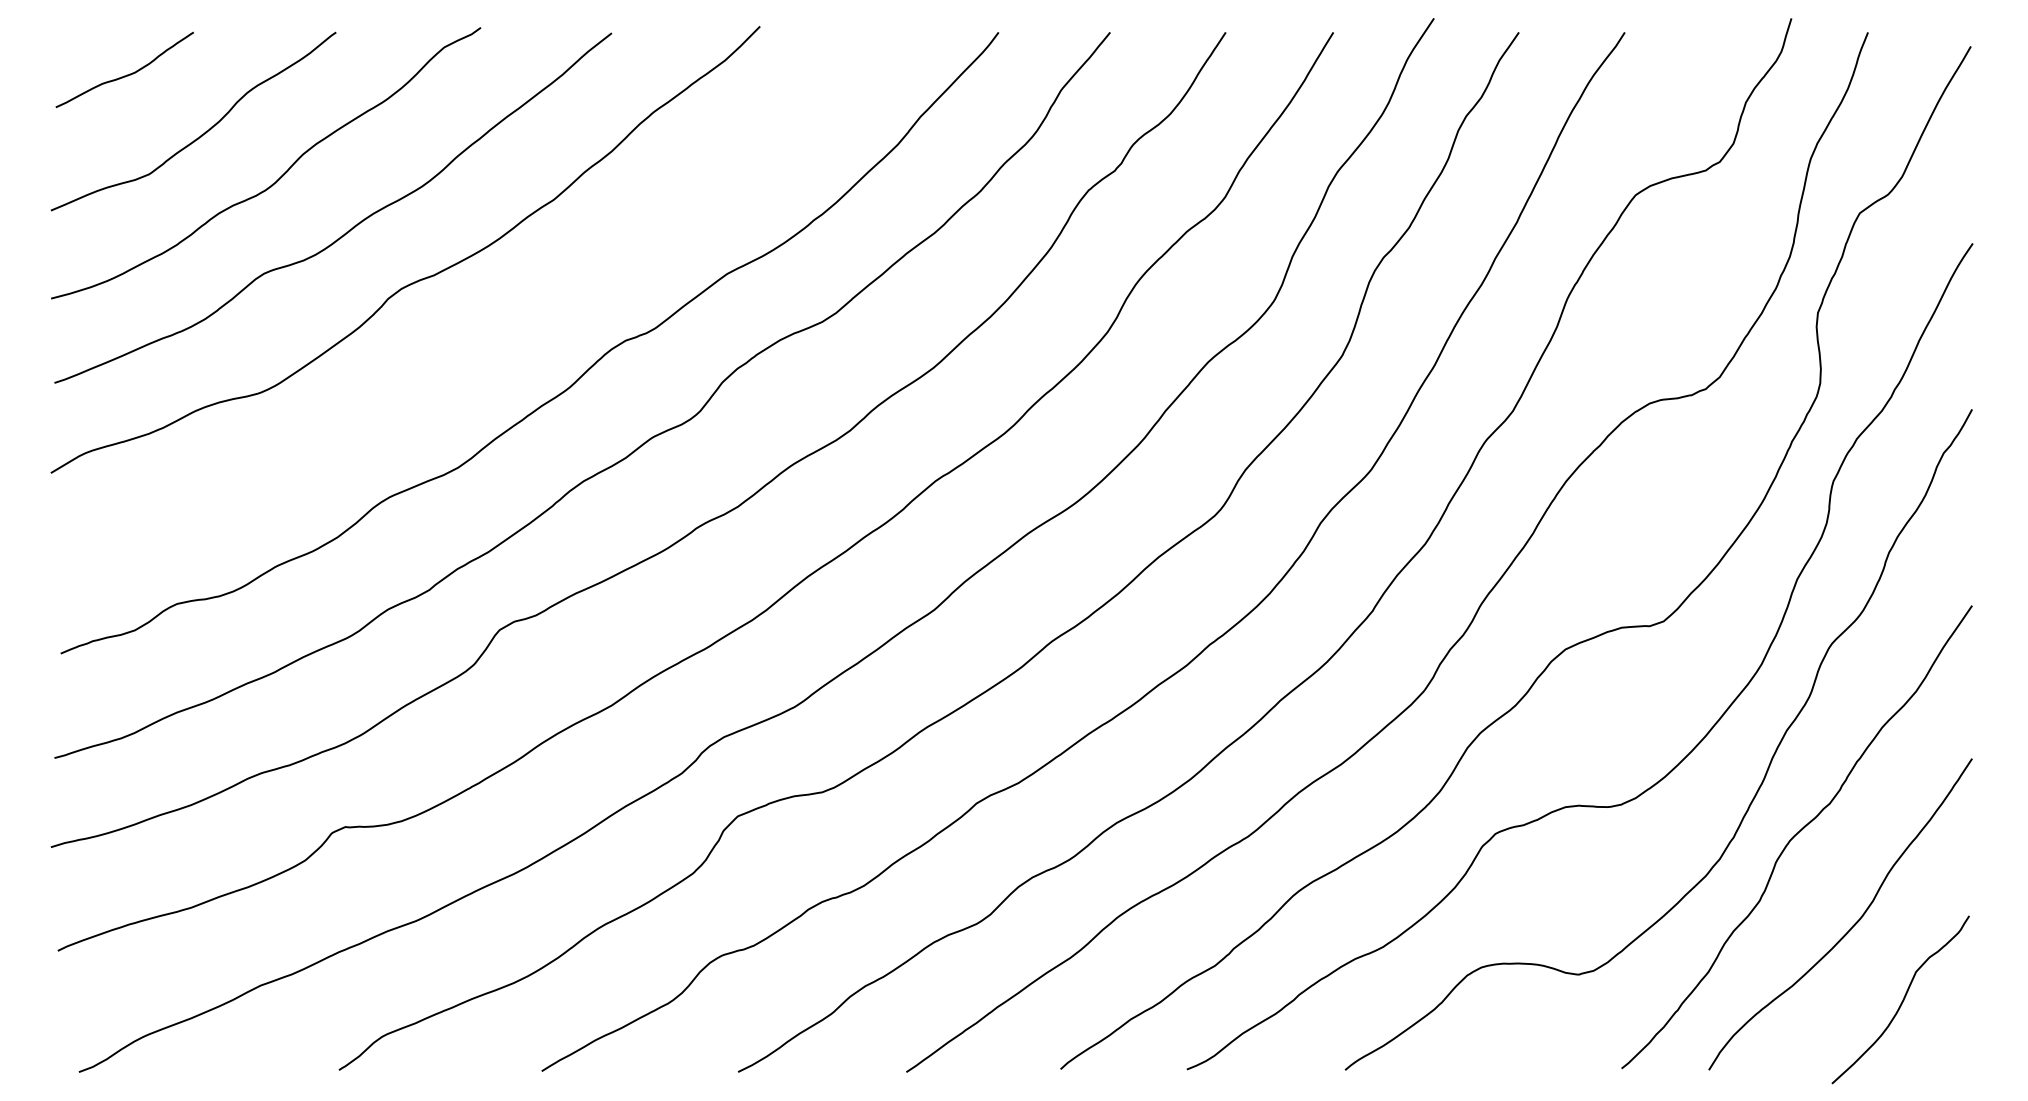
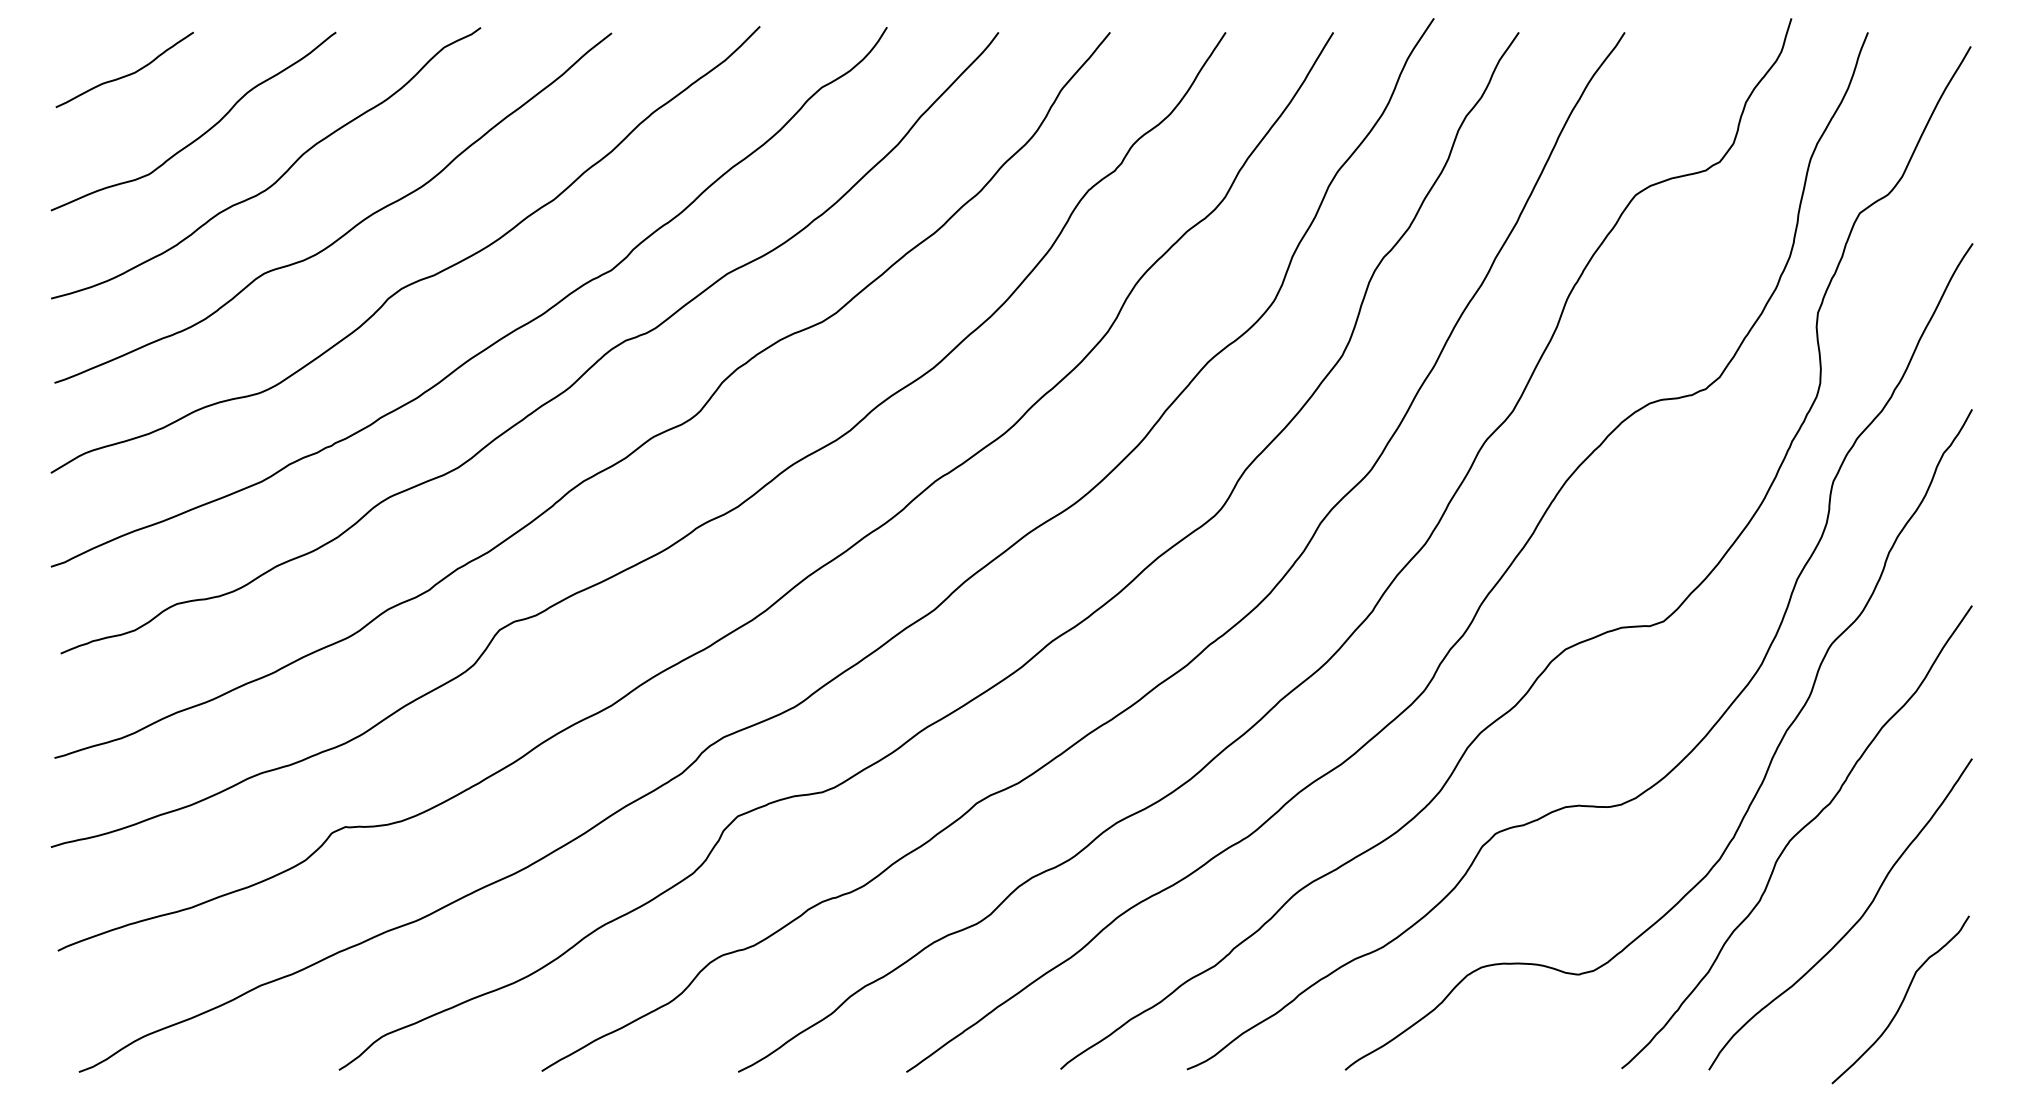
curve: none -> present (498, 339)
